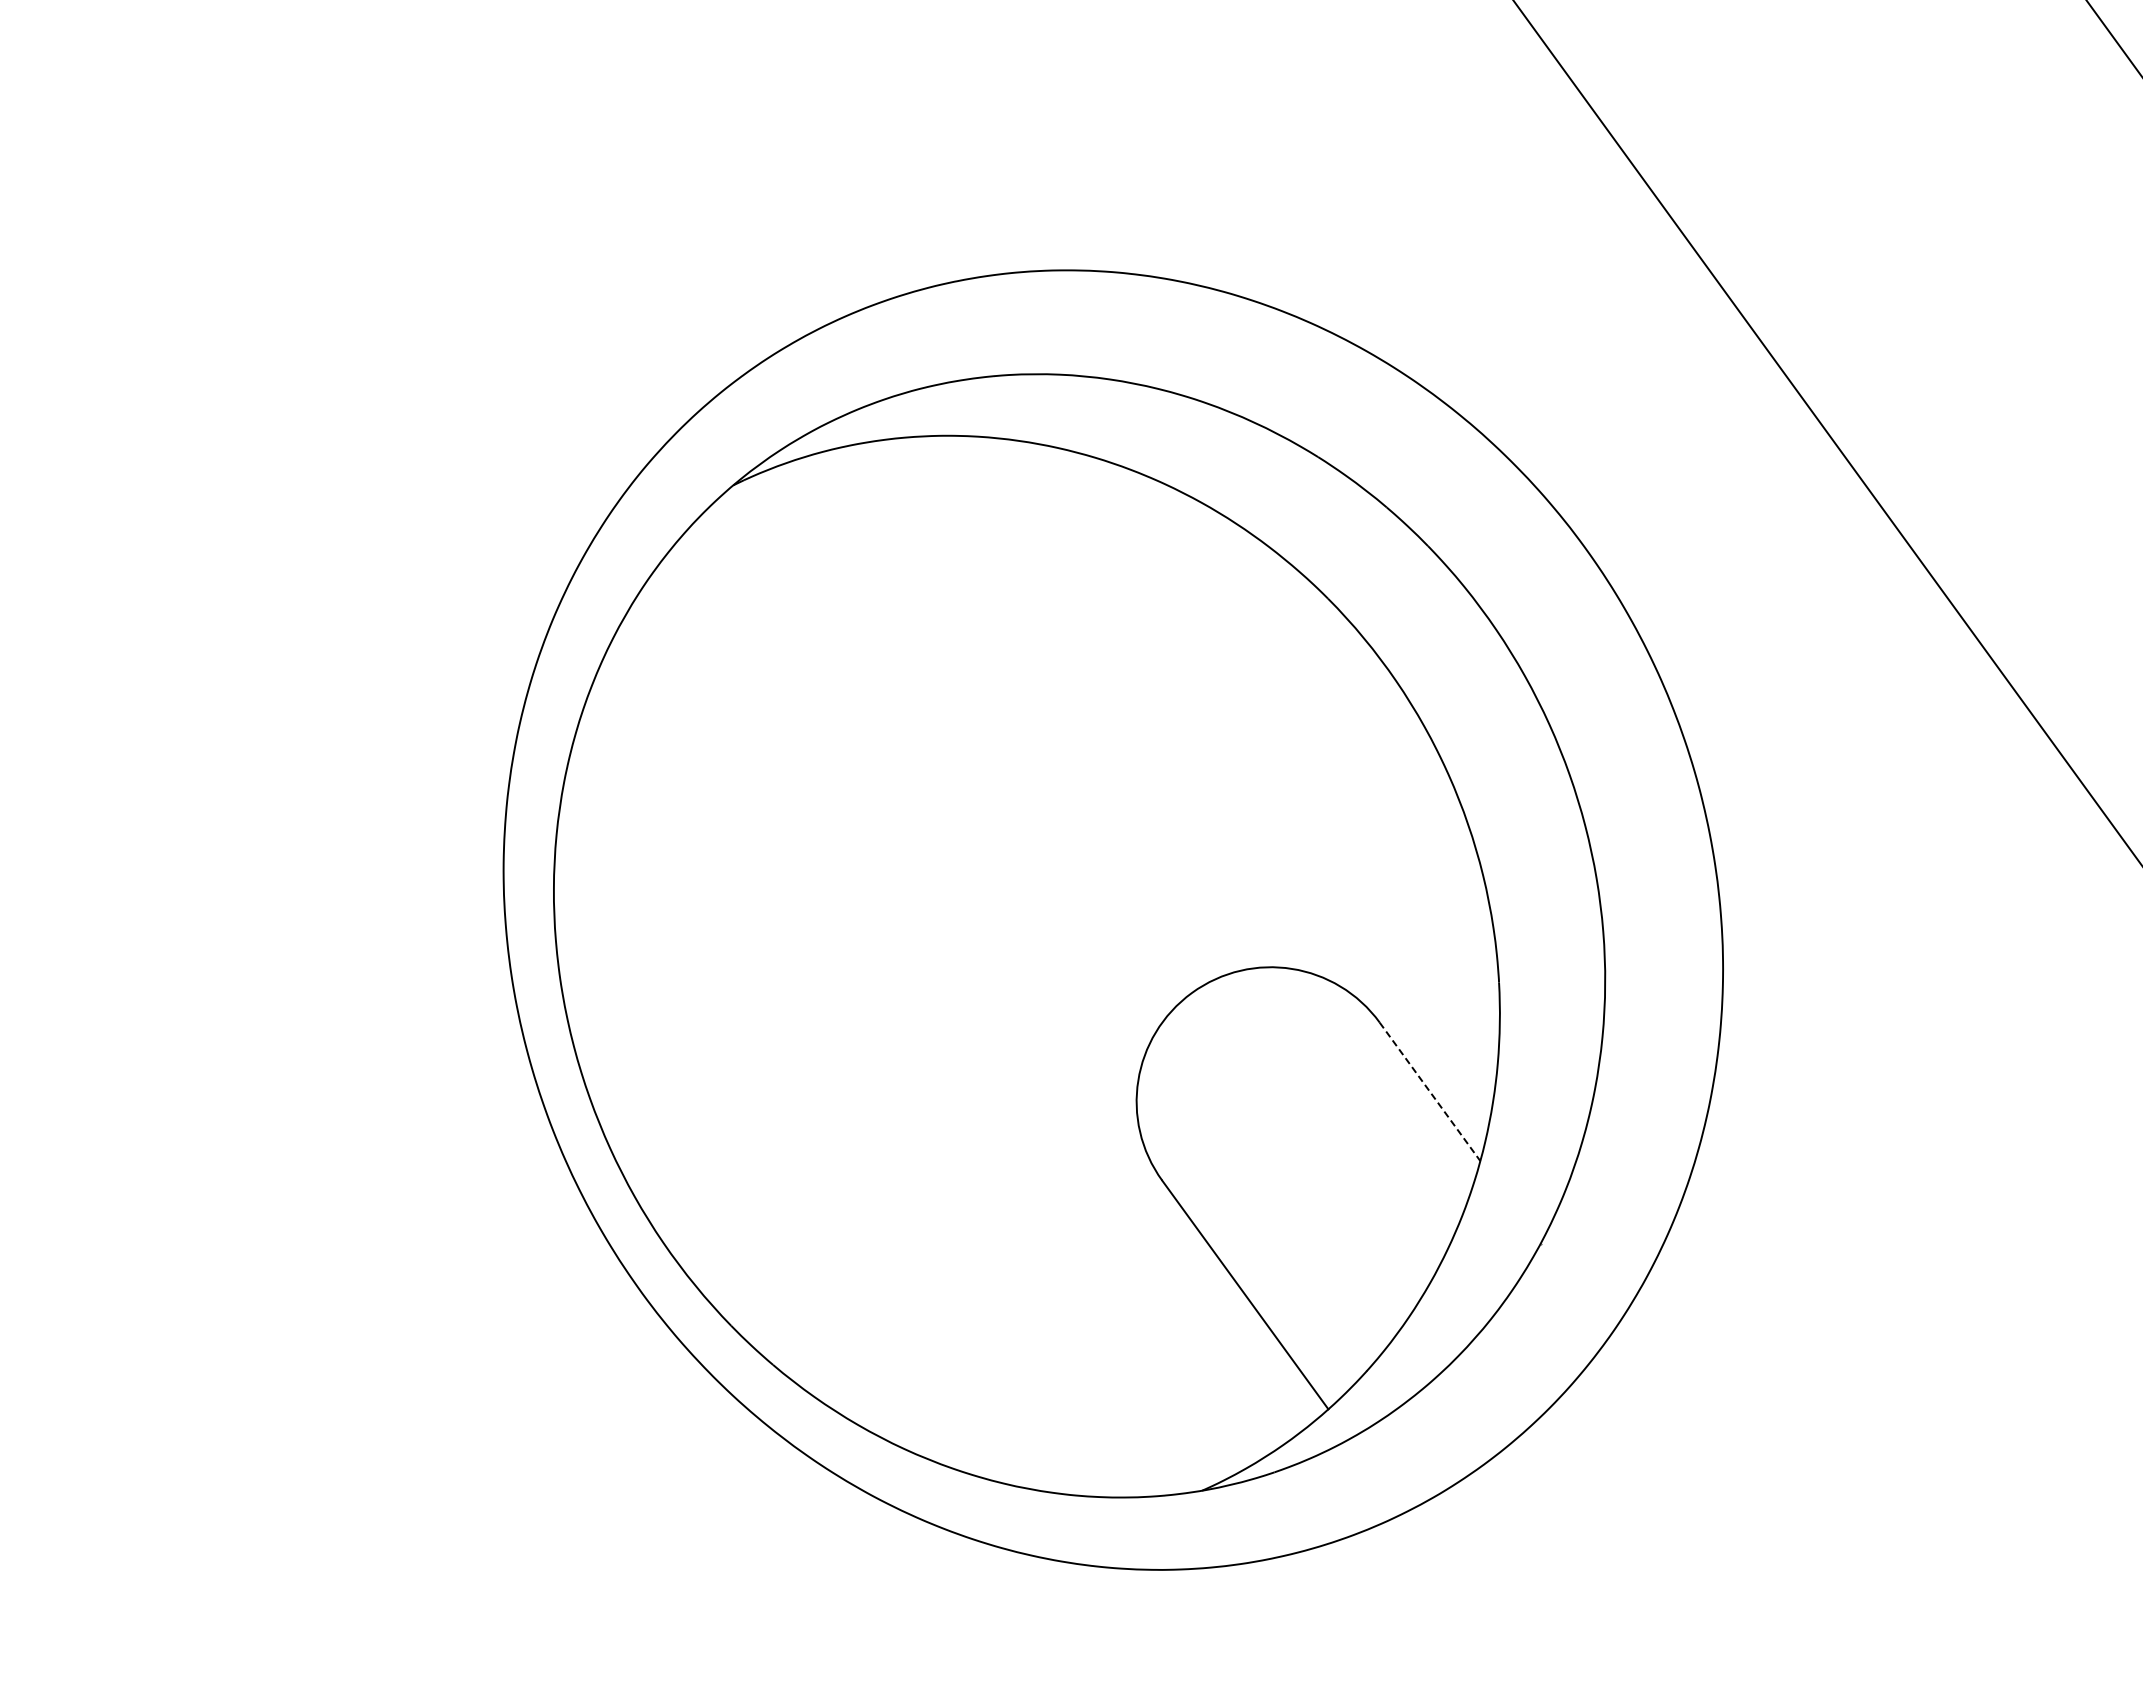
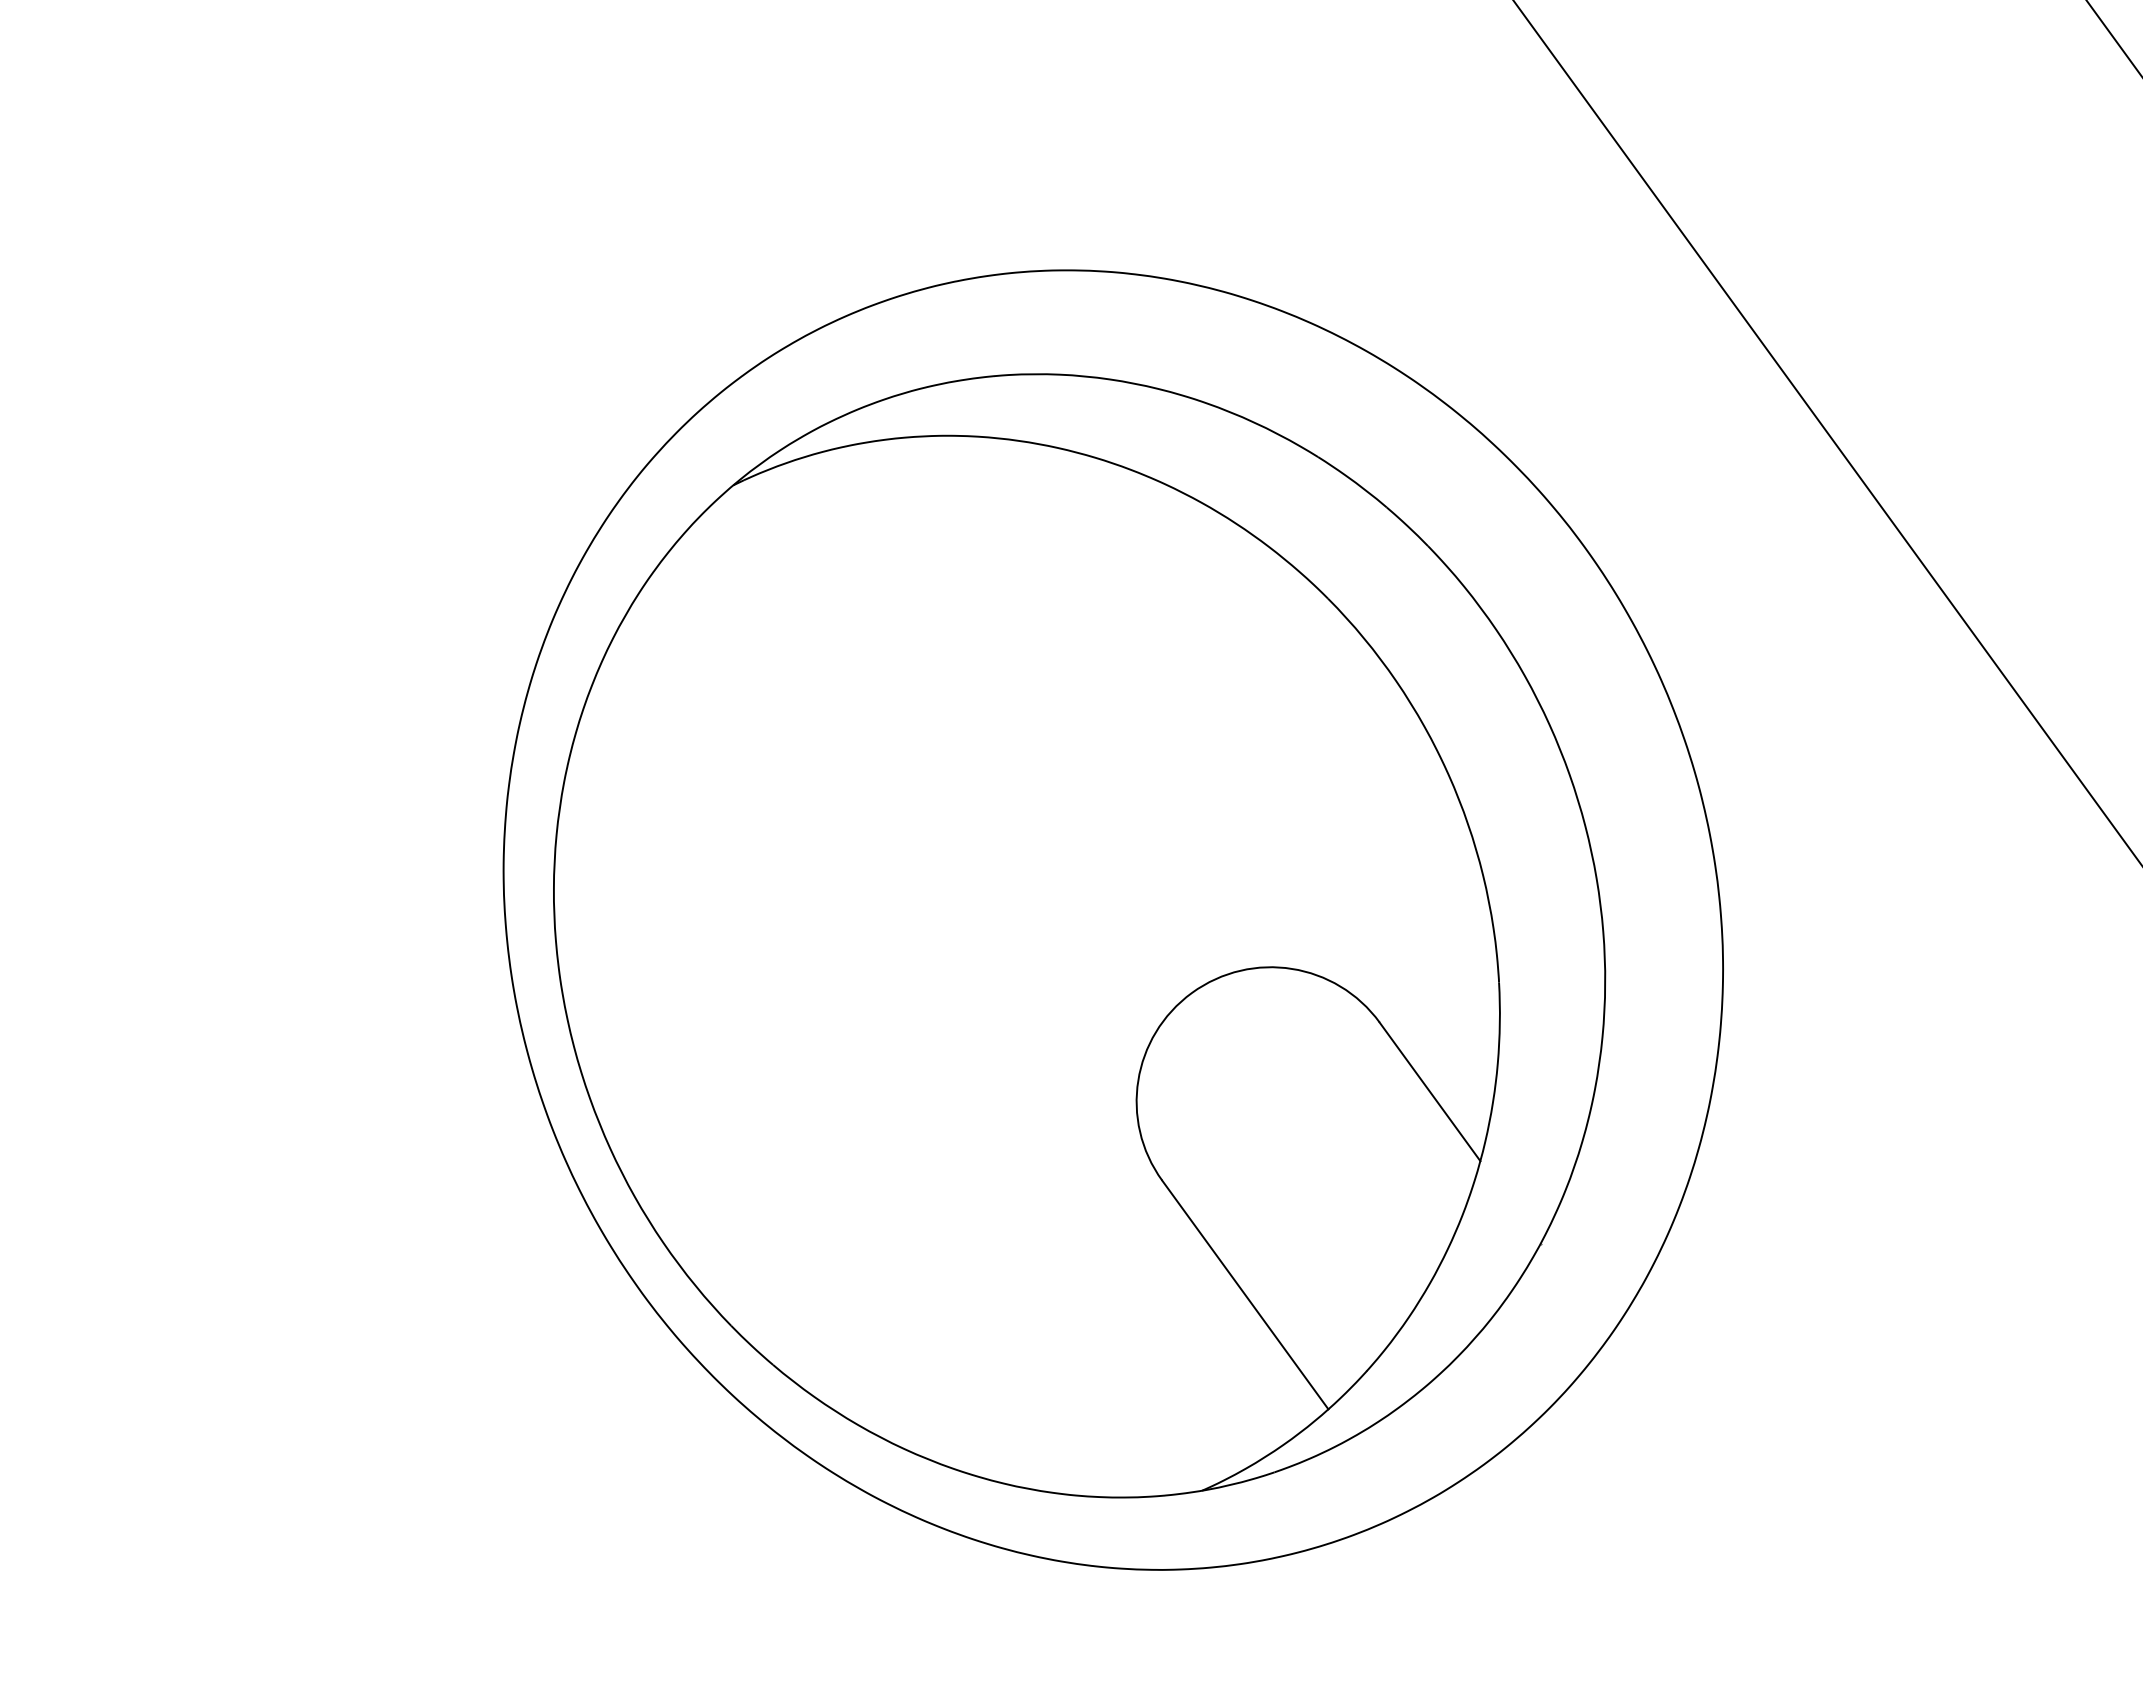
line: dashed -> solid (1430, 1091)
